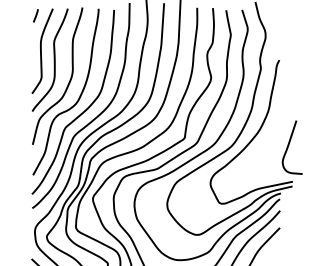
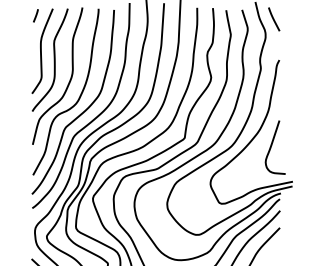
line: none -> present (274, 19)
curve position: (289, 145) -> (272, 145) (272, 145)
